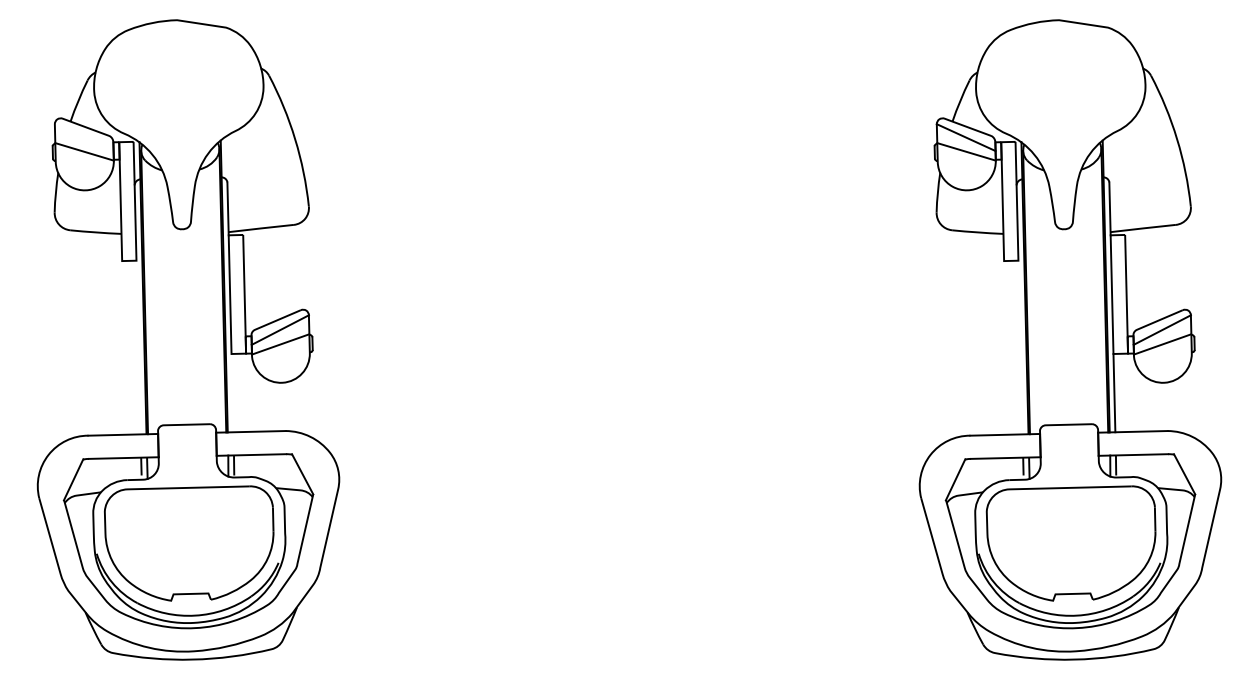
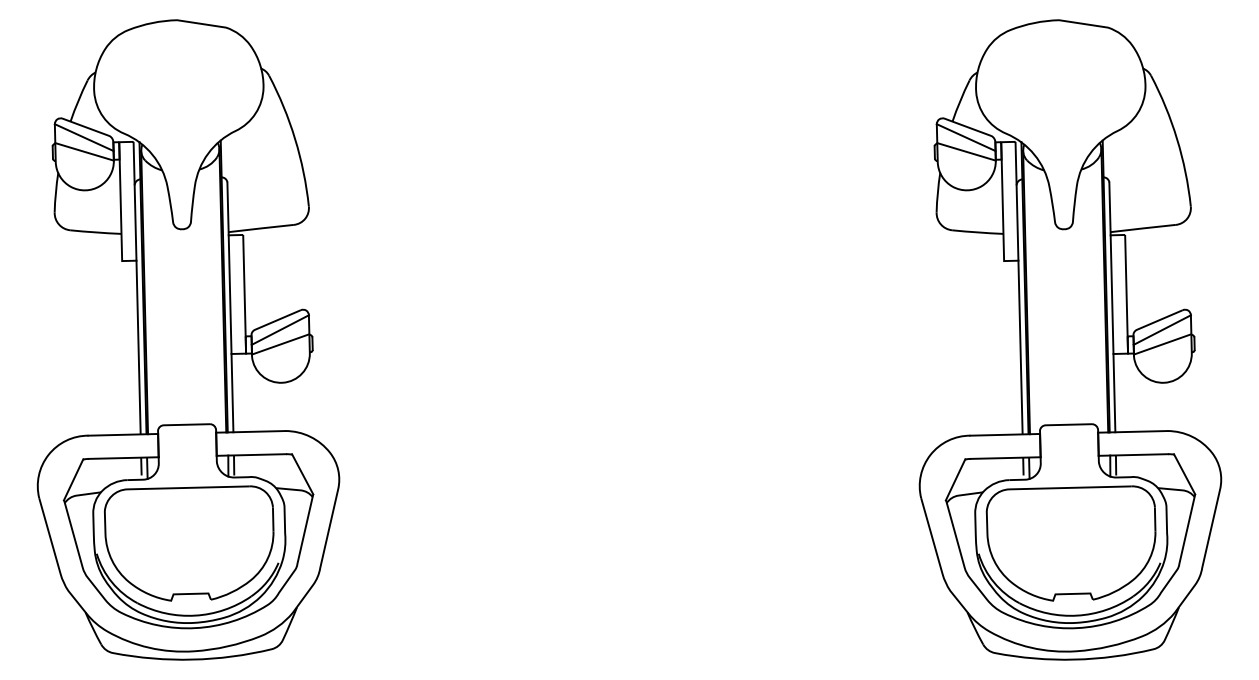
line: none -> present (83, 137)
line: none -> present (138, 346)
line: none -> present (1020, 346)
line: none -> present (232, 393)
